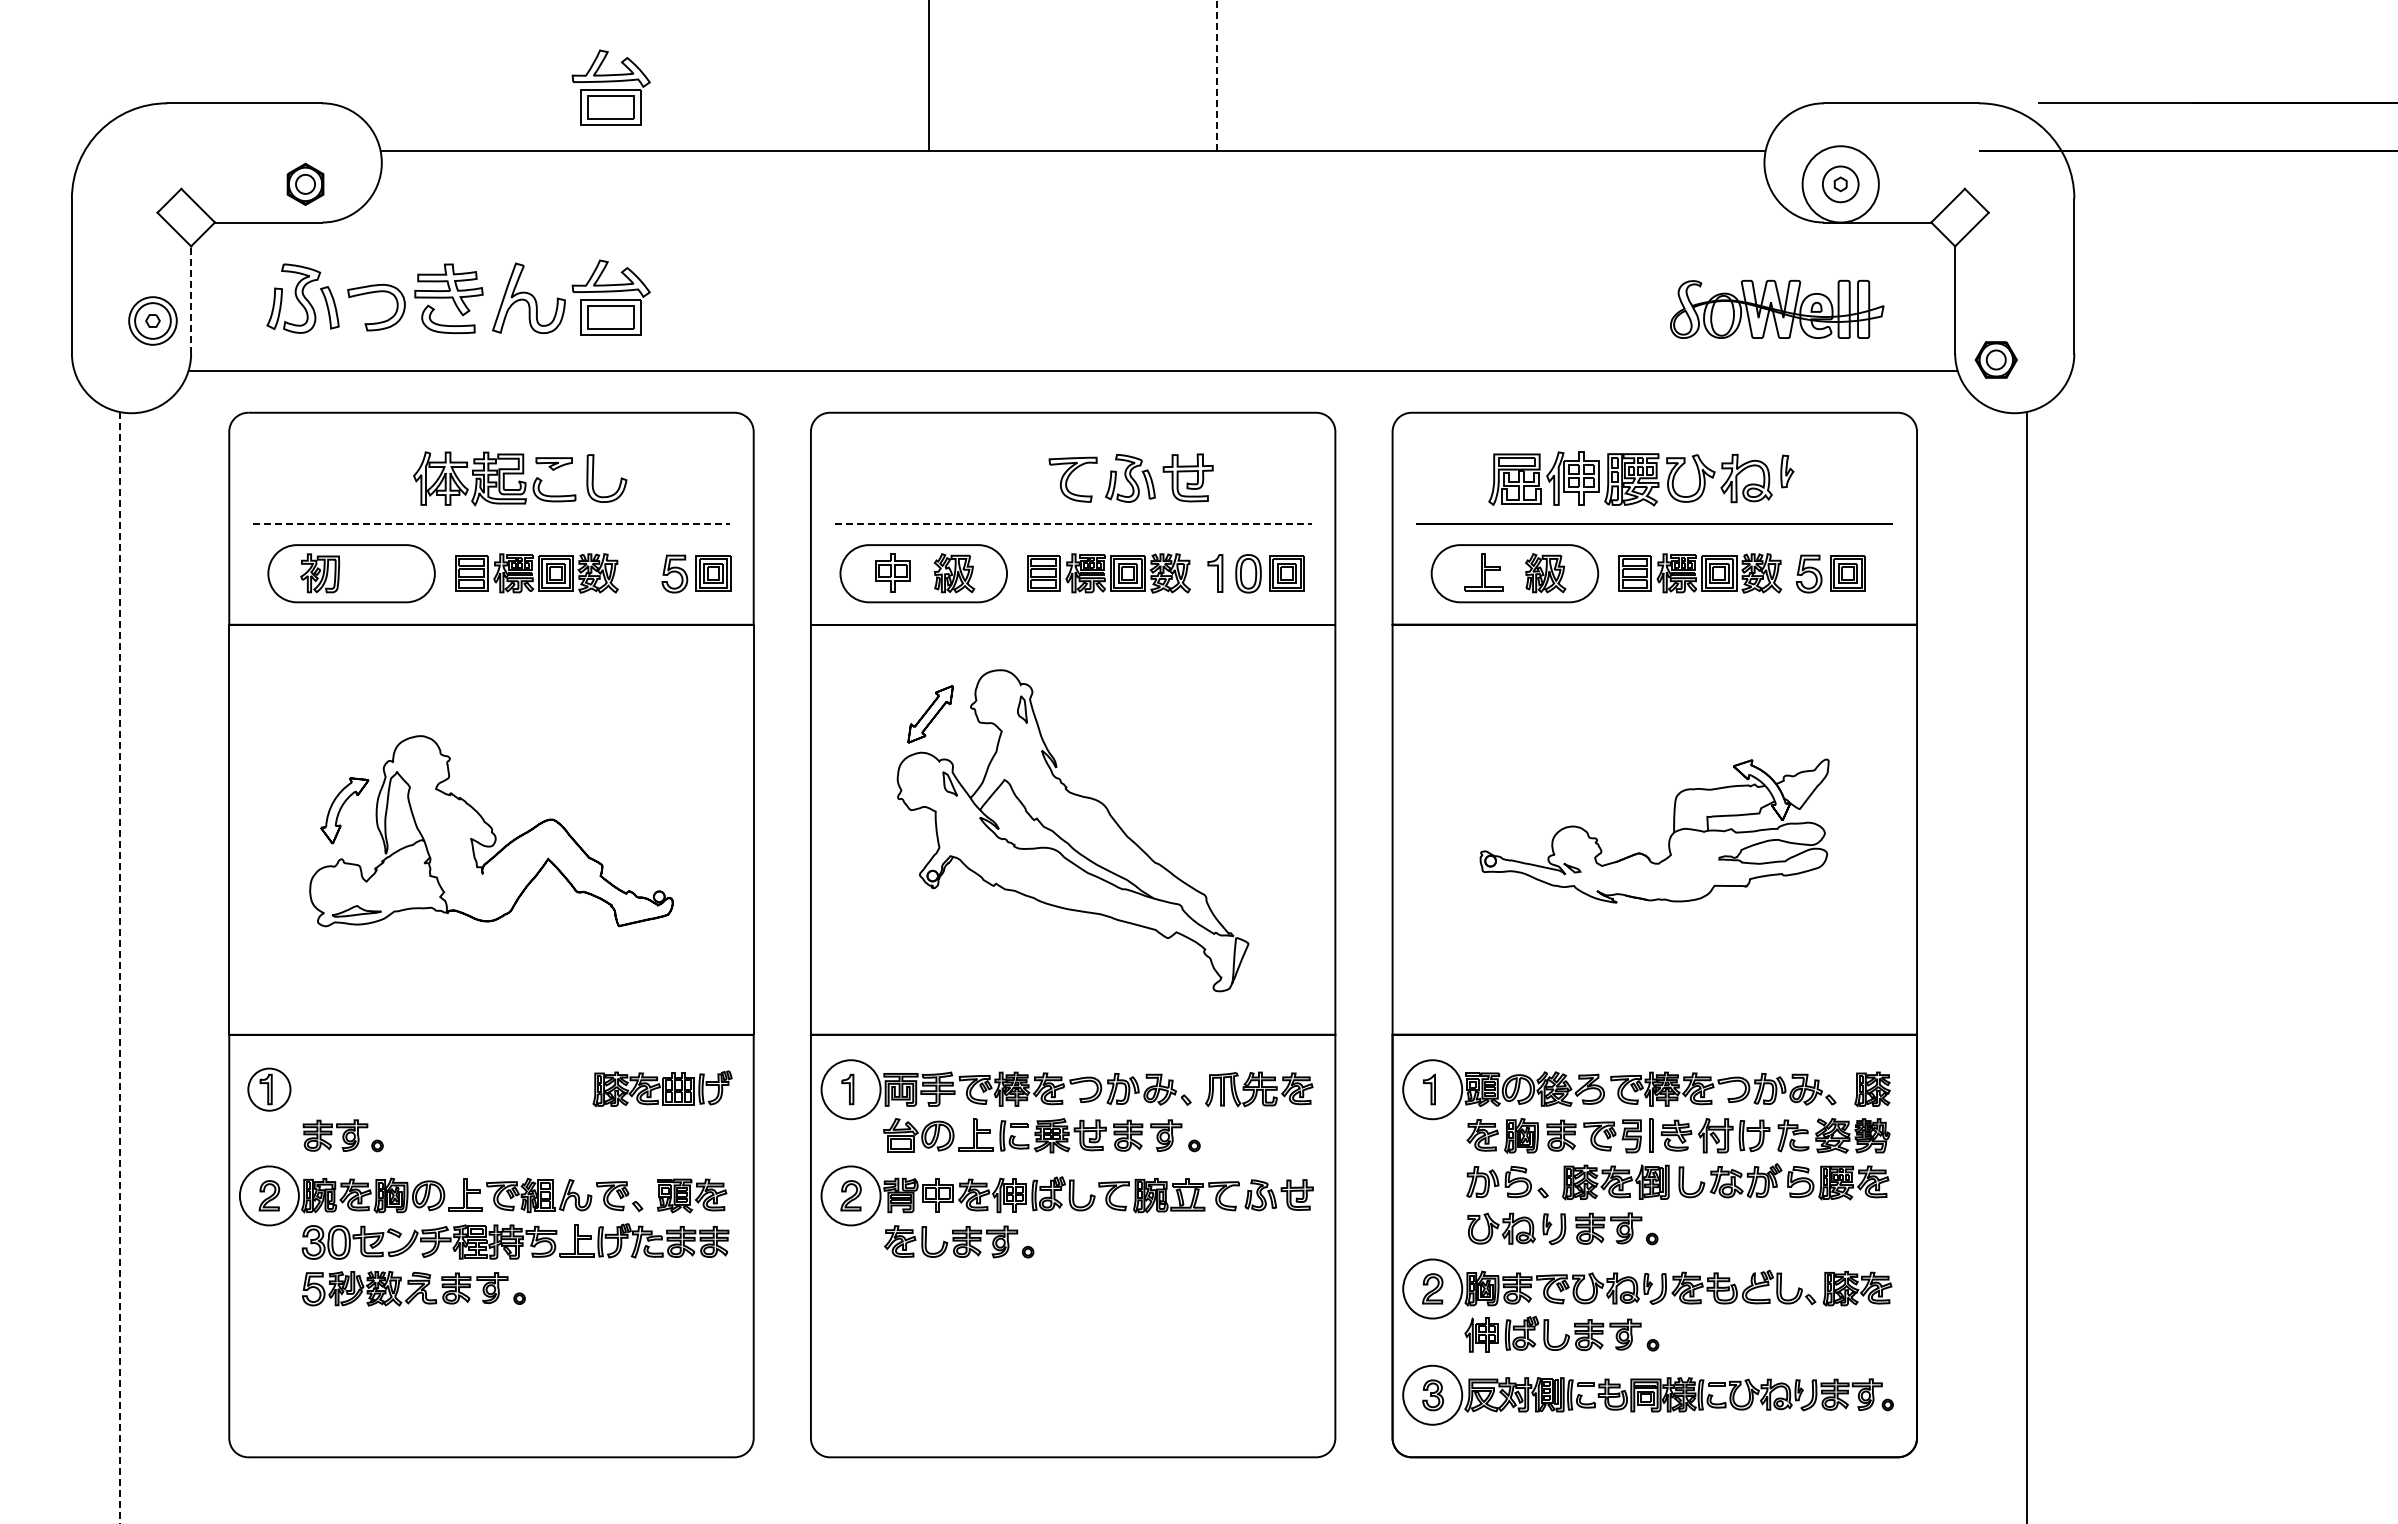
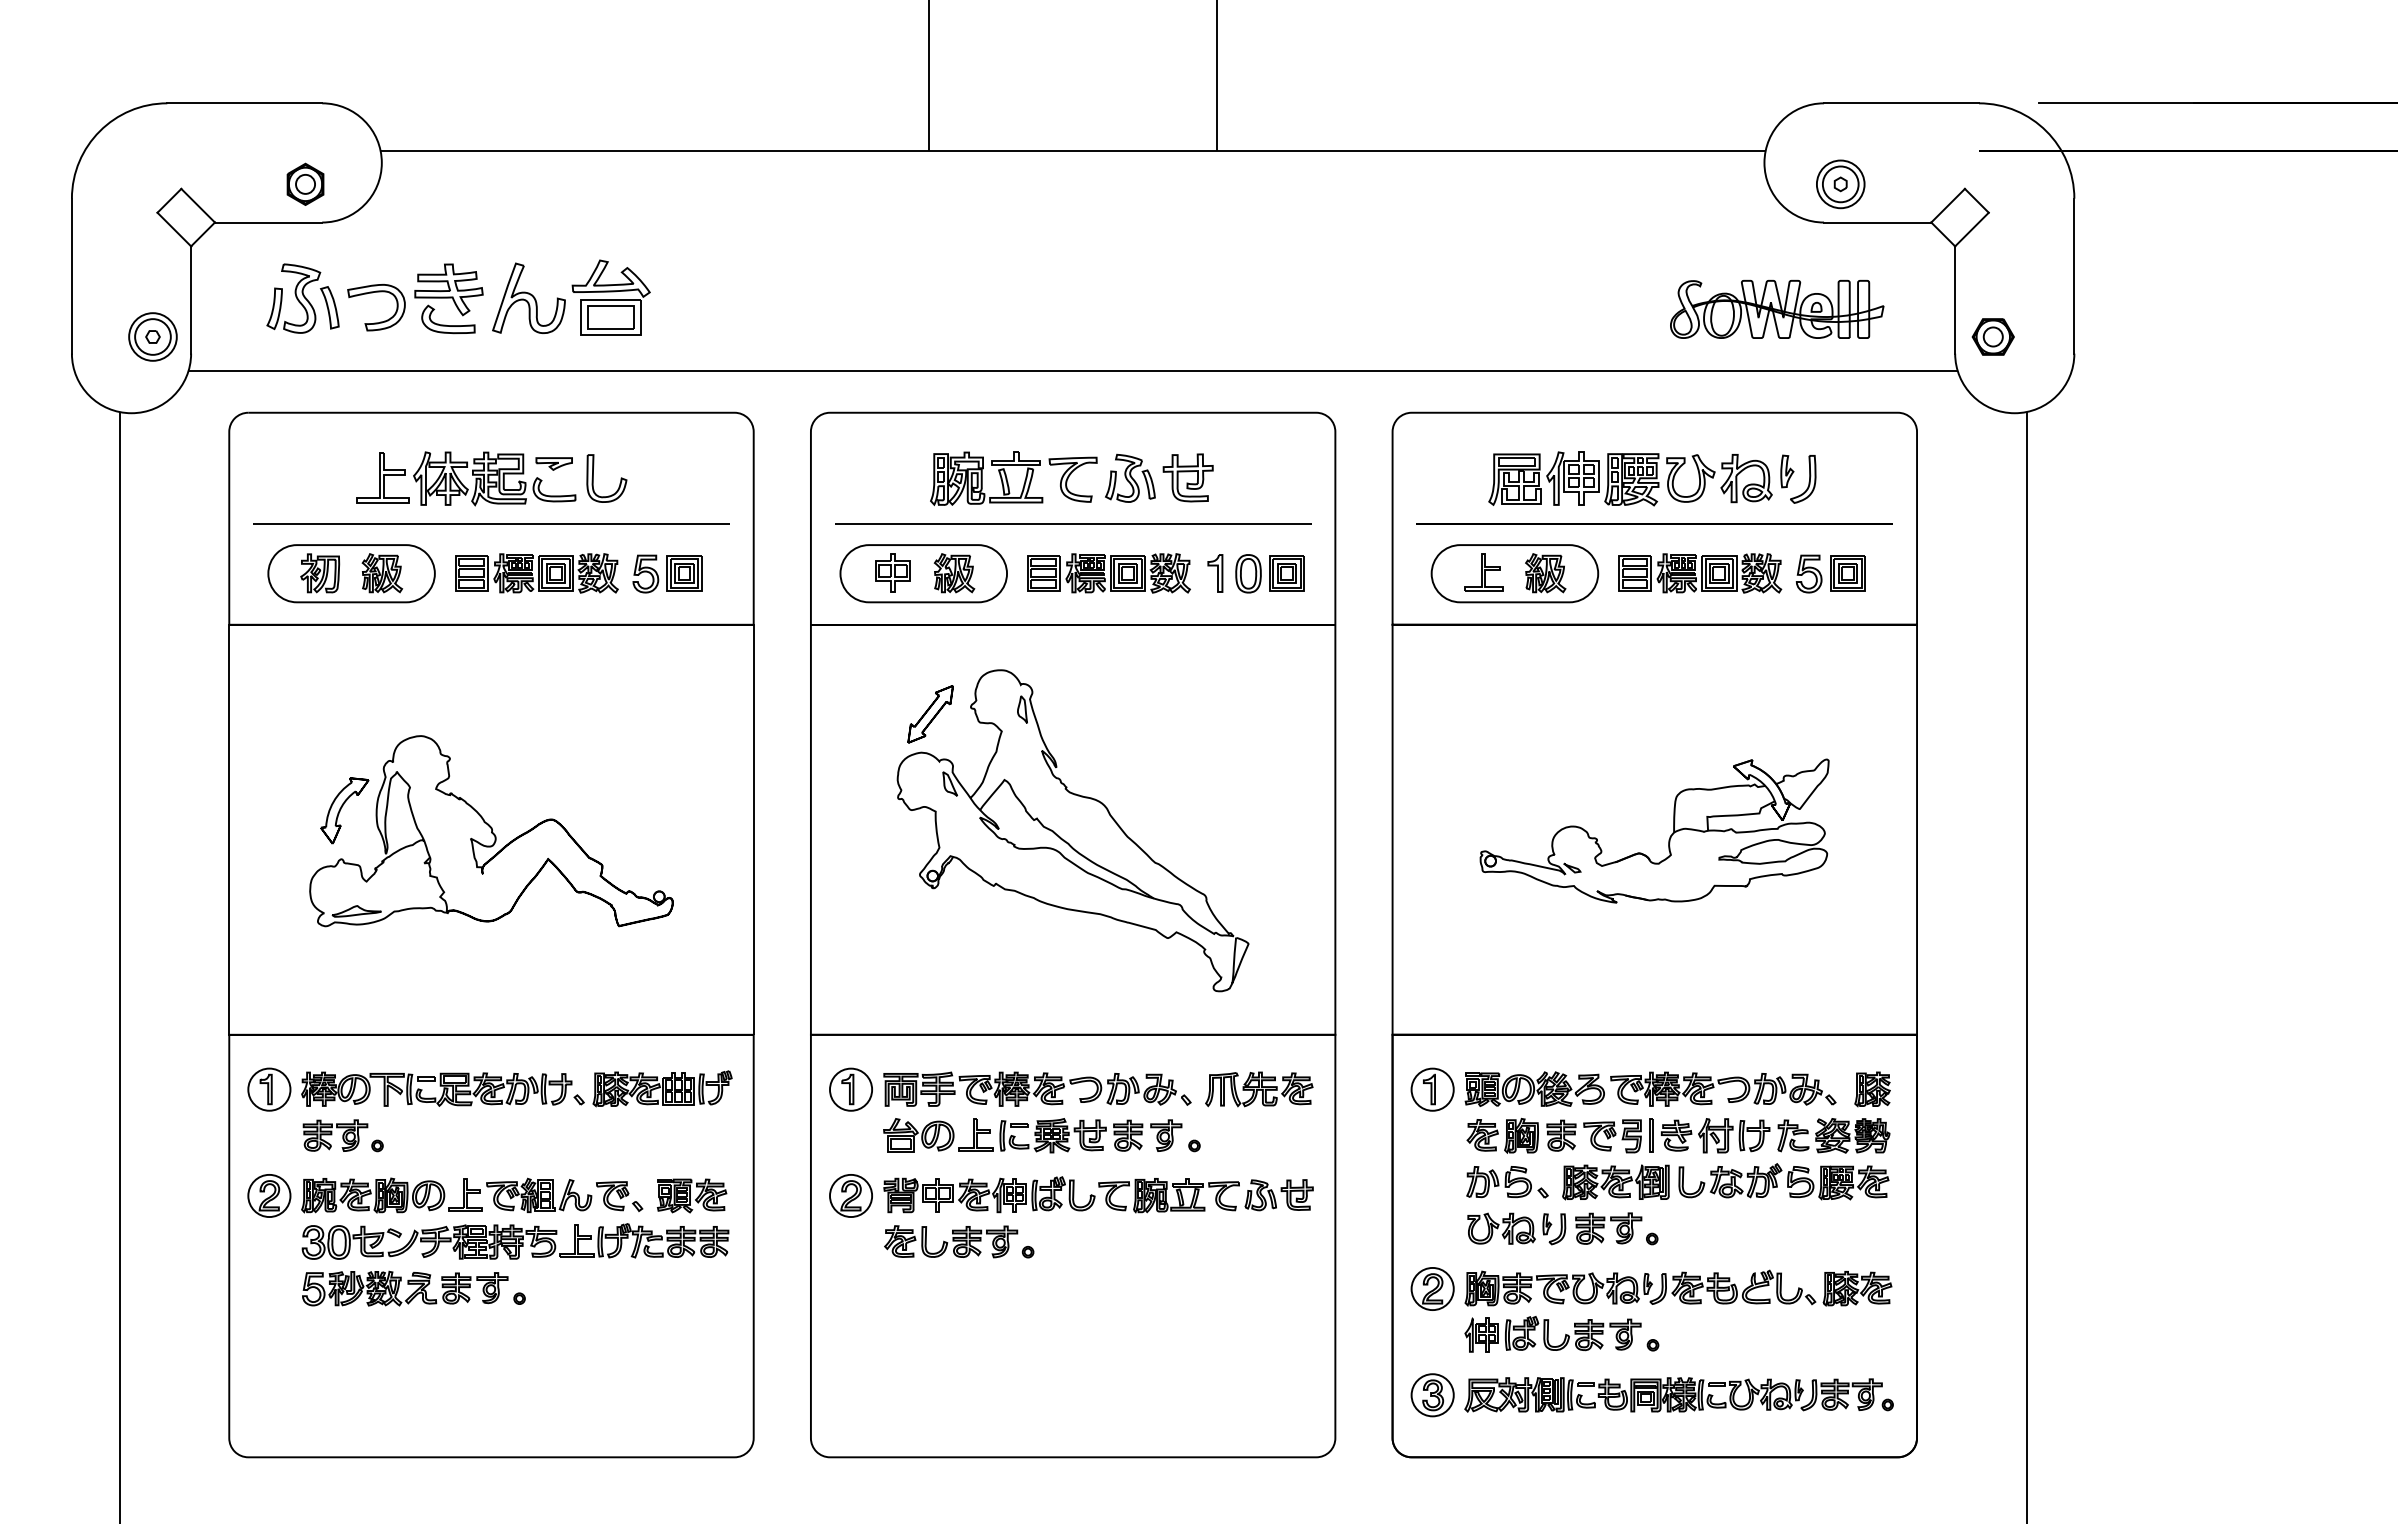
line: dashed -> solid (1217, 75)
part: present -> none (610, 87)
circle diameter: 76 px -> 48 px (1840, 184)
line: dashed -> solid (191, 300)
part position: (152, 320) -> (152, 336) (152, 336)
part position: (1995, 359) -> (1992, 336) (1992, 336)
part: none -> present (382, 477)
part: none -> present (986, 478)
part: none -> present (1803, 479)
line: dashed -> solid (491, 523)
line: dashed -> solid (1073, 523)
part: none -> present (382, 573)
part position: (696, 573) -> (667, 573) (667, 573)
line: dashed -> solid (119, 968)
part: none -> present (442, 1088)
circle diameter: 59 px -> 42 px (850, 1089)
circle diameter: 59 px -> 42 px (1432, 1089)
circle diameter: 59 px -> 42 px (269, 1195)
circle diameter: 59 px -> 42 px (850, 1195)
circle diameter: 59 px -> 42 px (1432, 1288)
circle diameter: 59 px -> 42 px (1432, 1395)
